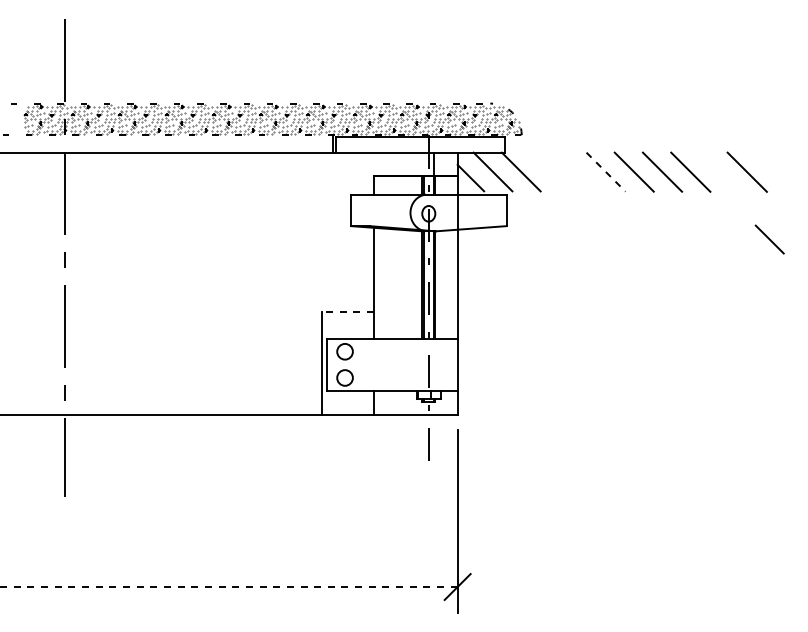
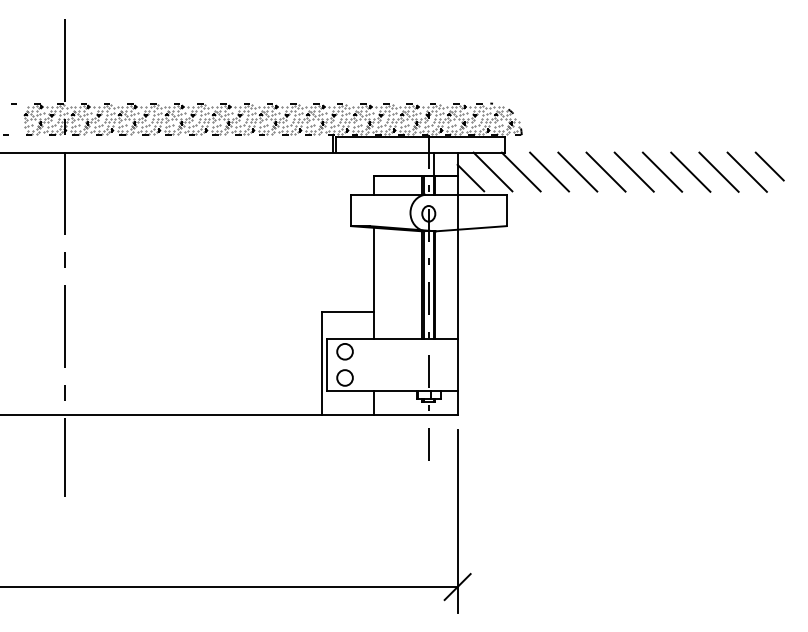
line: none -> present (549, 171)
line: none -> present (577, 171)
line: none -> present (718, 171)
line: dashed -> solid (606, 172)
line position: (769, 239) -> (769, 166) (769, 166)
line: dashed -> solid (347, 312)
line: dashed -> solid (228, 587)
